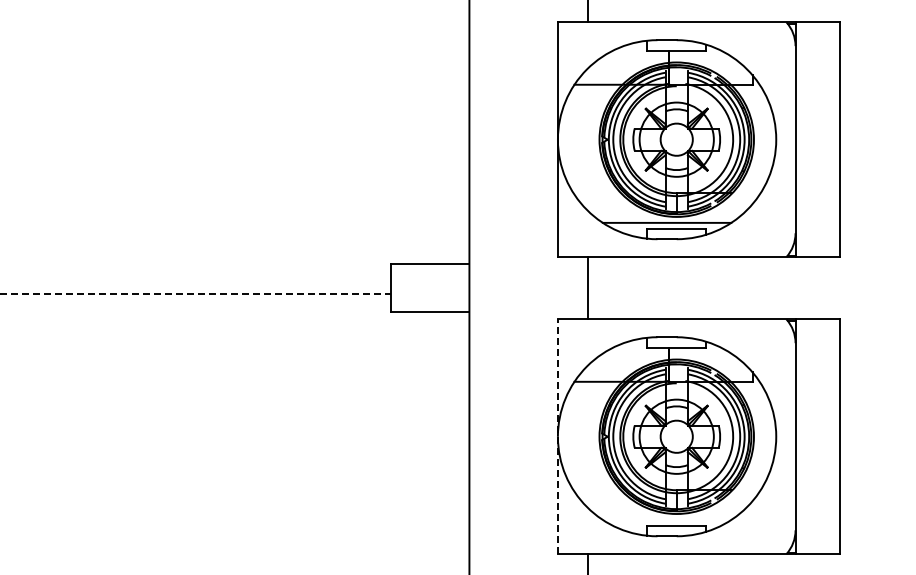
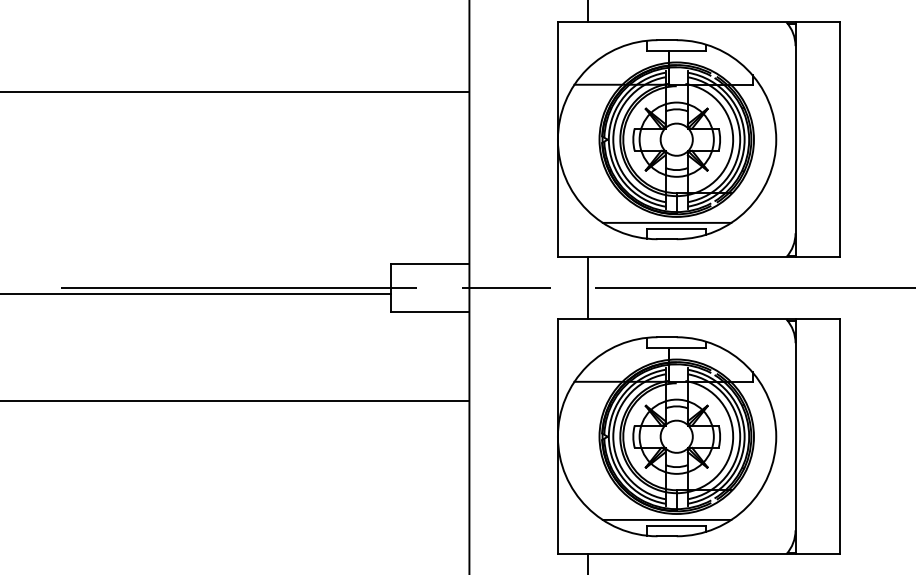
line: none -> present (235, 92)
line: none -> present (486, 287)
line: dashed -> solid (196, 294)
line: none -> present (235, 401)
line: dashed -> solid (557, 436)
line: none -> present (666, 519)
